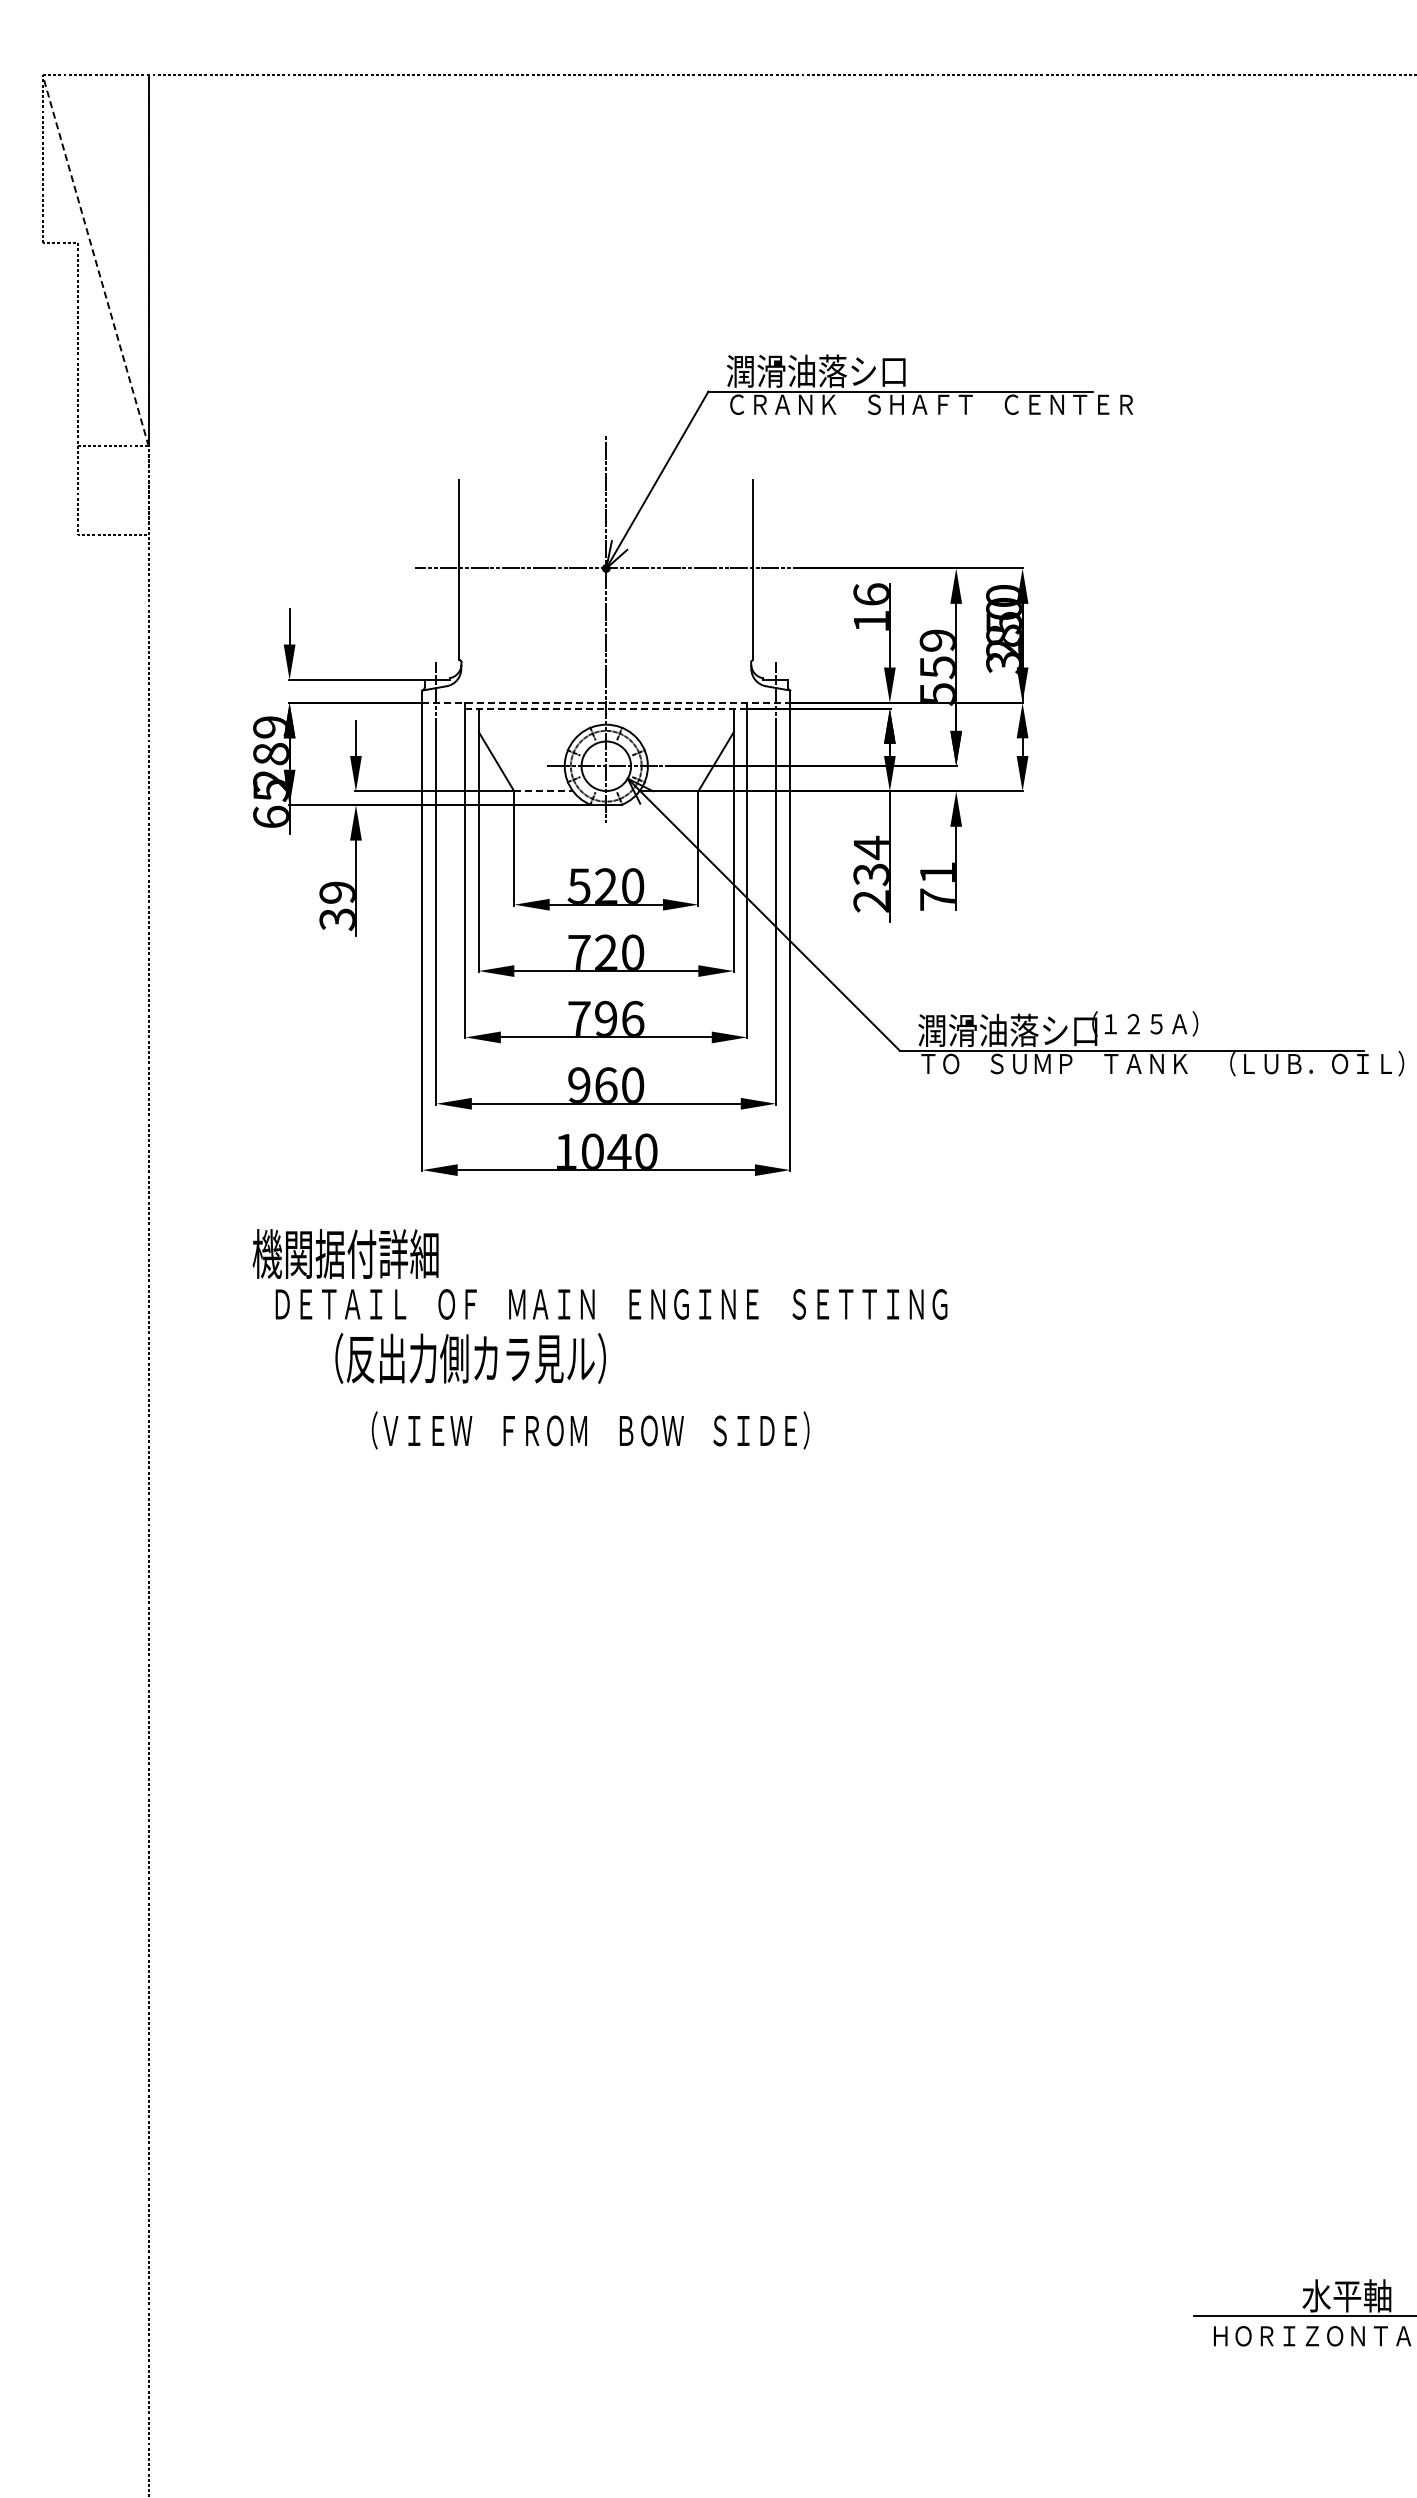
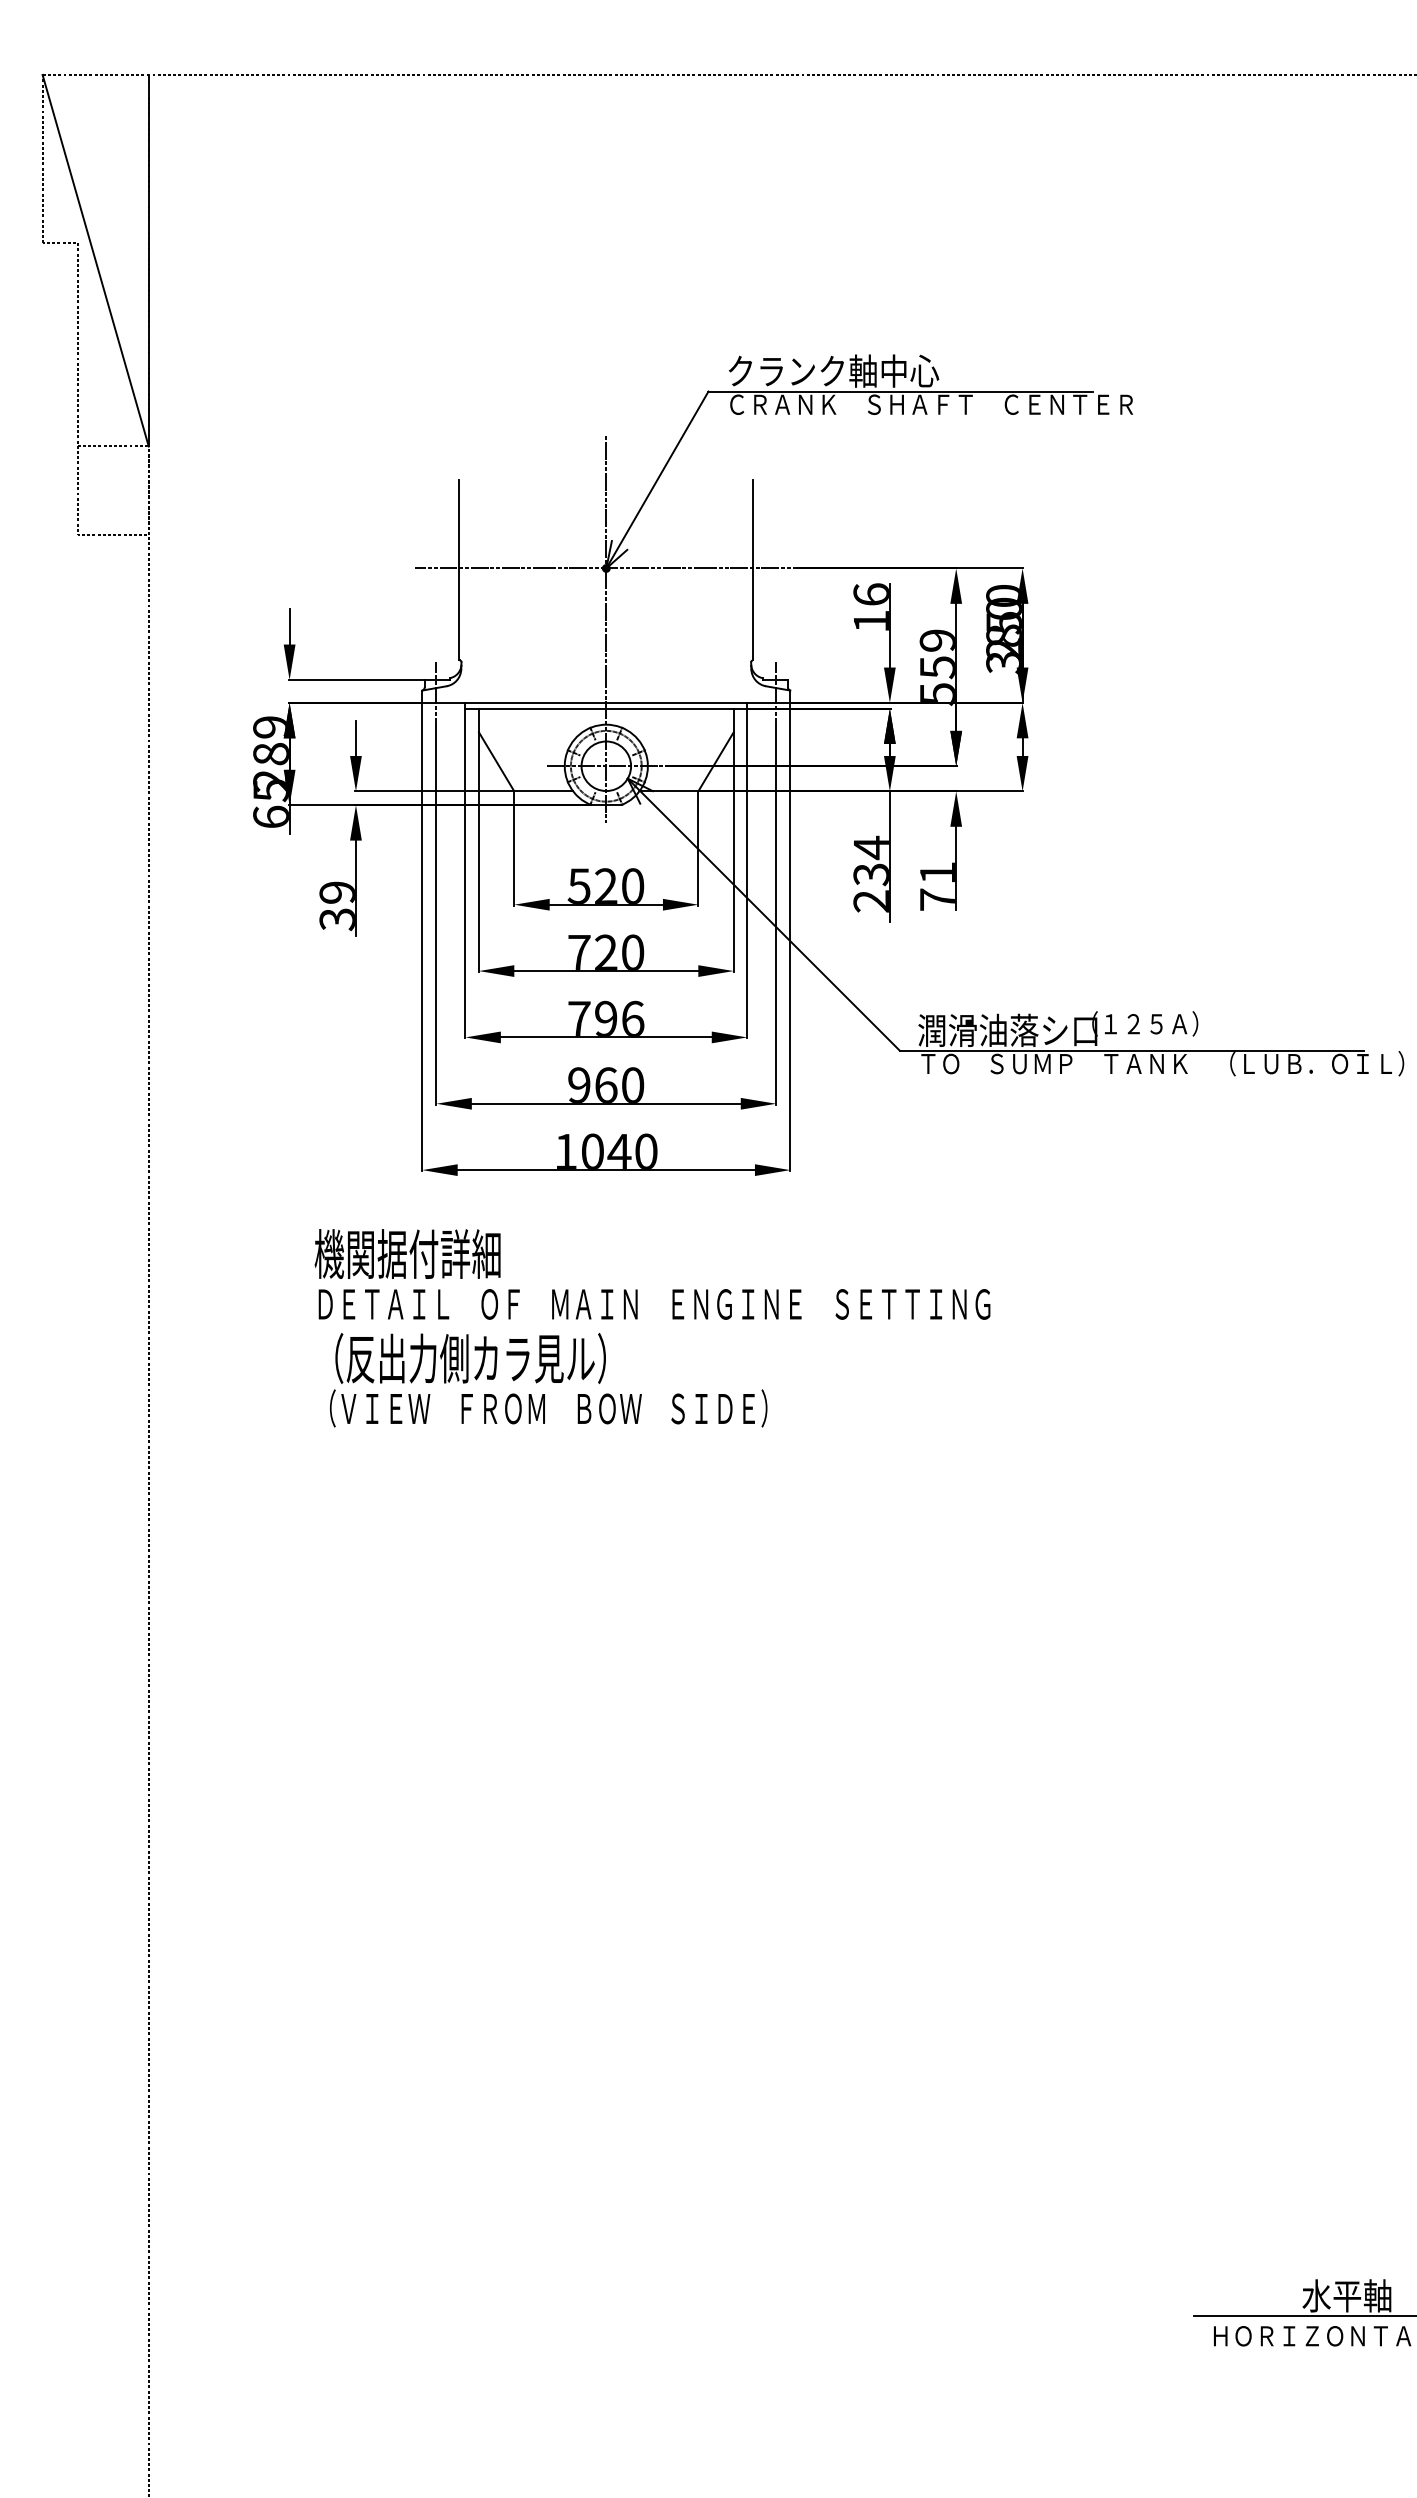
line: dashed -> solid (95, 260)
text: 潤滑油落シ口 -> クランク軸中心 (833, 370)
line: dashed -> solid (606, 702)
line: dashed -> solid (606, 708)
line: dashed -> solid (544, 791)
text position: (345, 1253) -> (407, 1253) (407, 1253)
text position: (611, 1304) -> (654, 1304) (654, 1304)
text position: (590, 1430) -> (548, 1408) (548, 1408)
